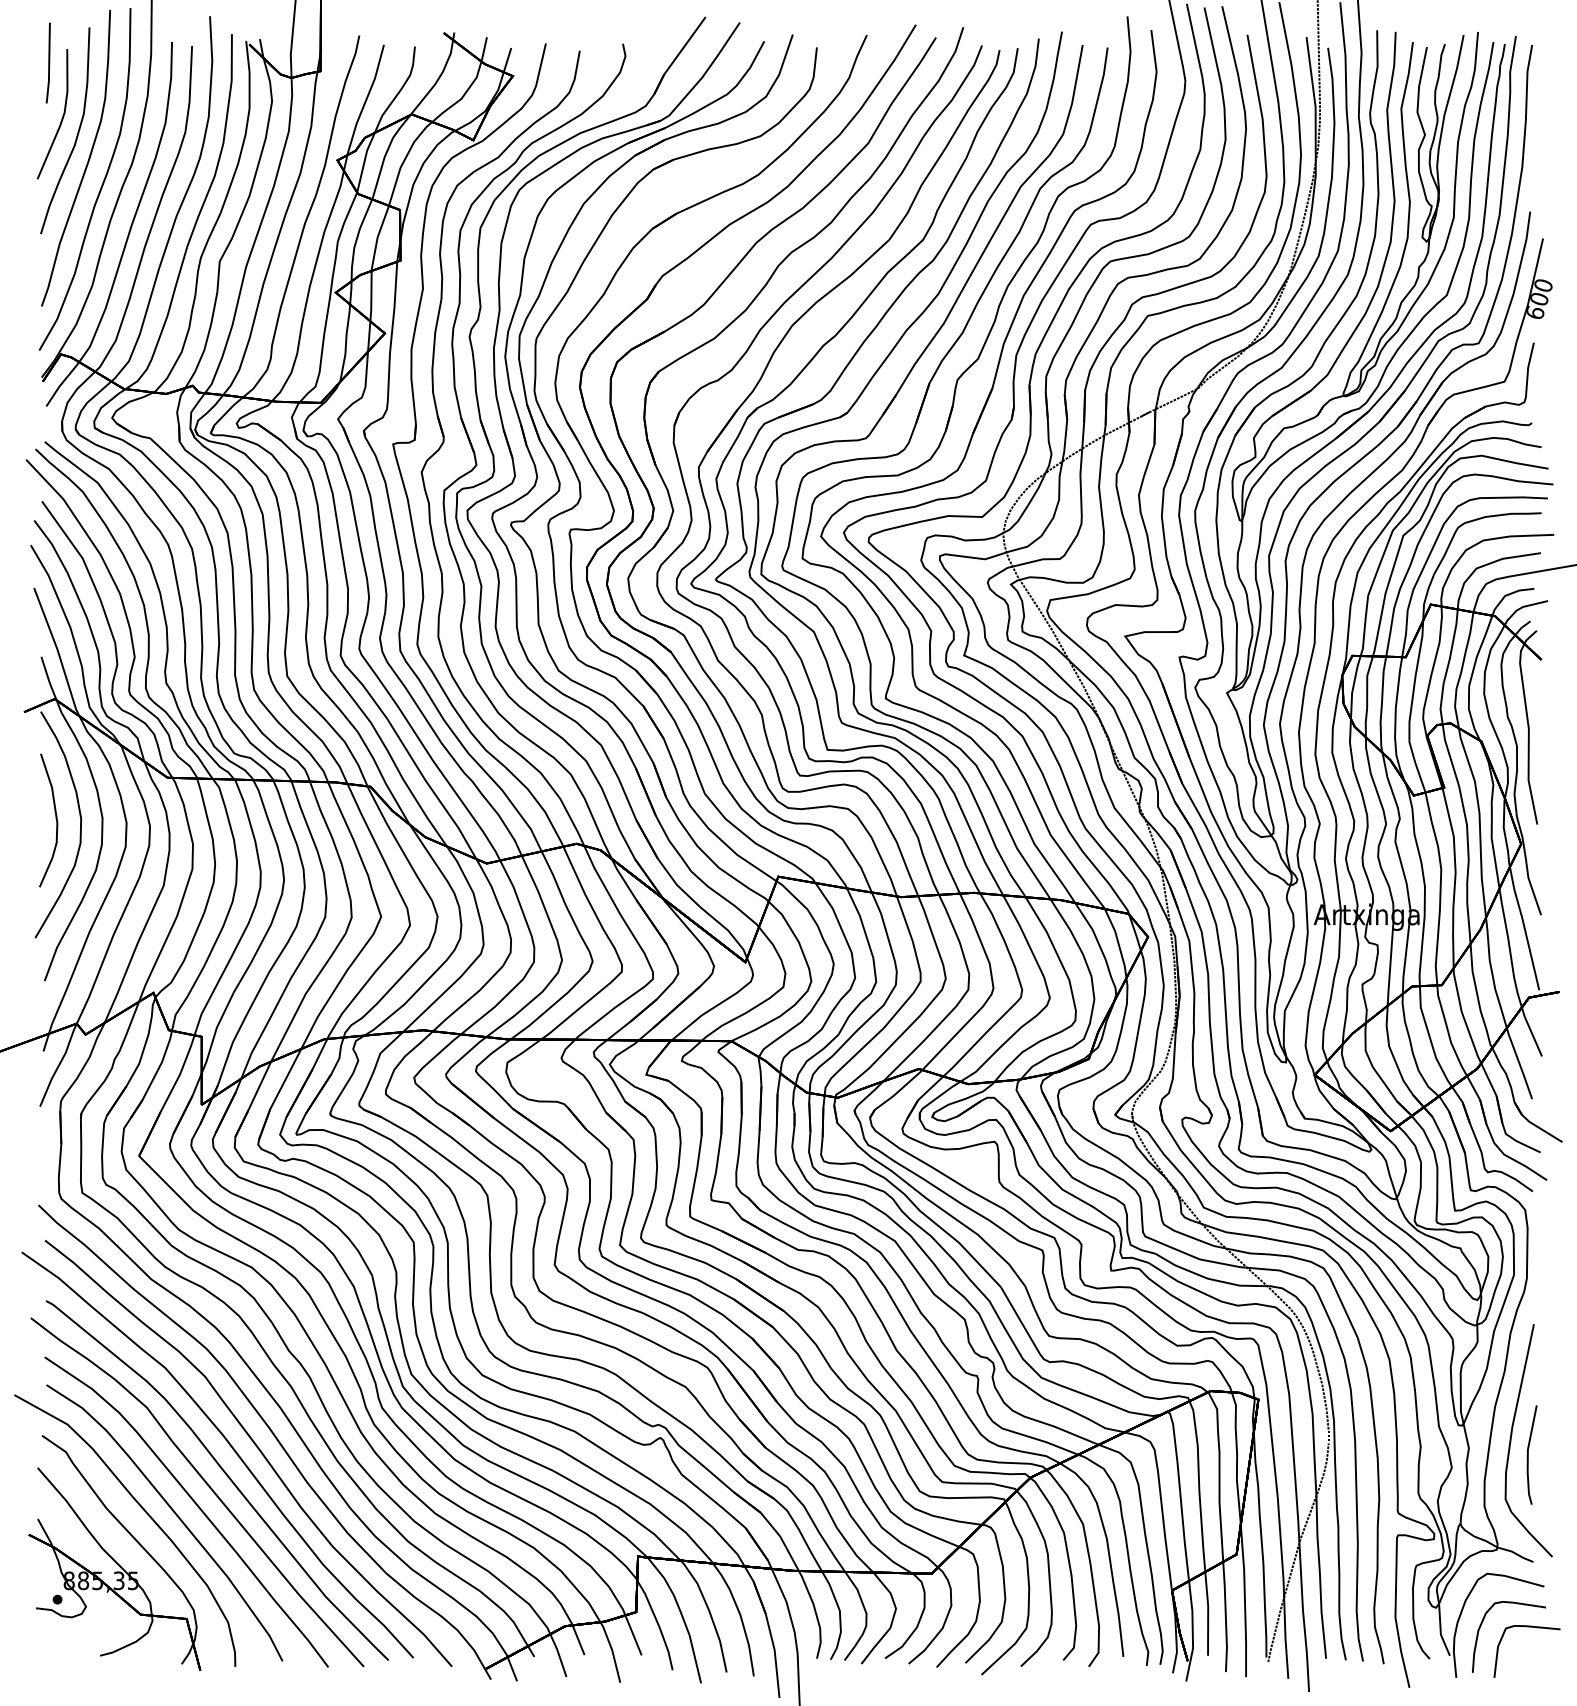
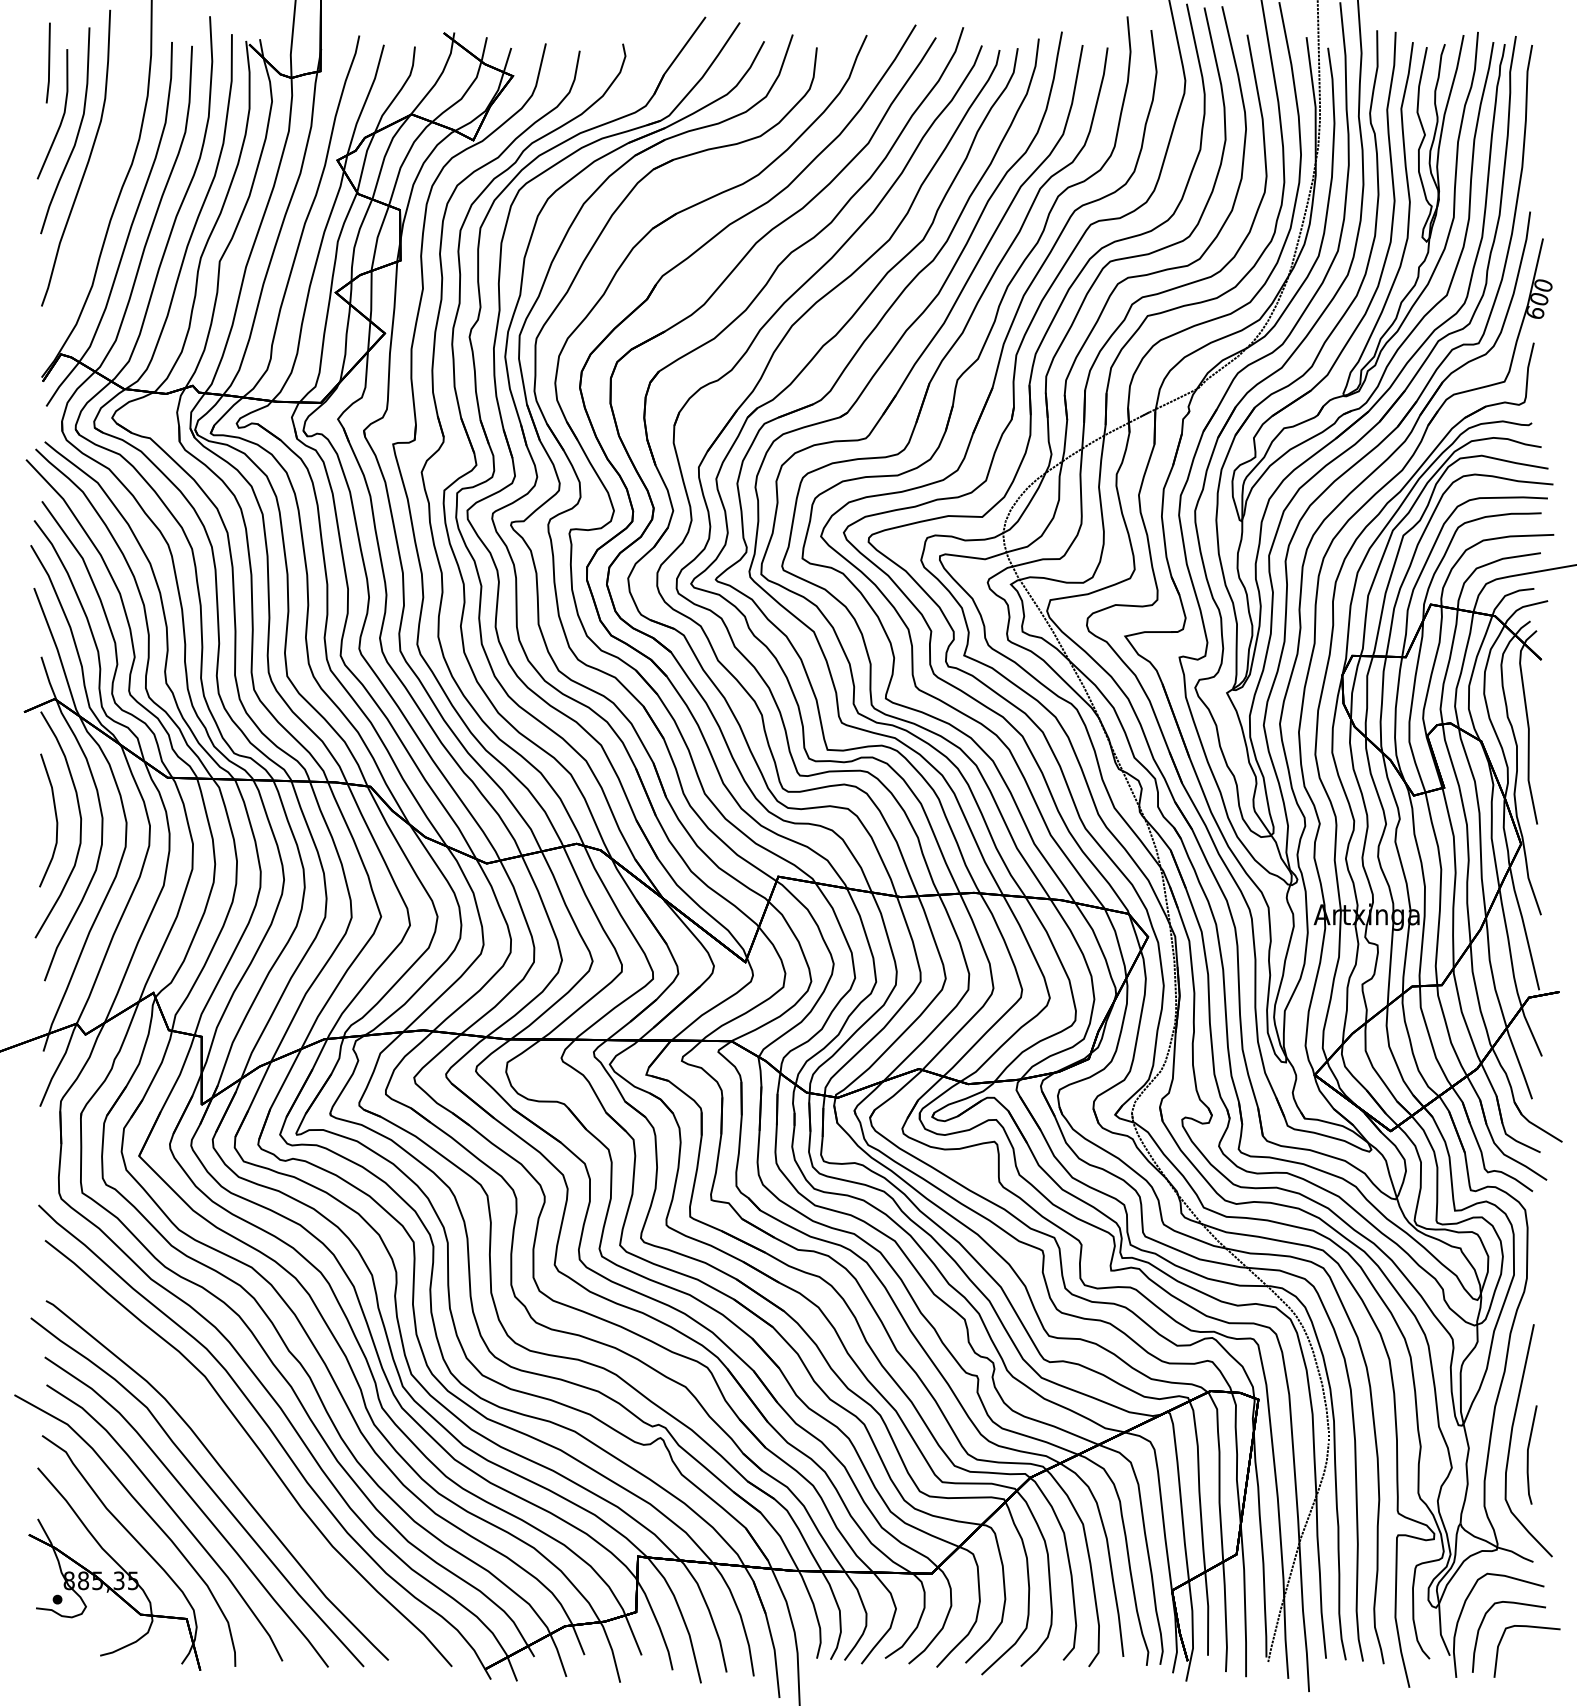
curve: present -> none (101, 184)
curve: present -> none (228, 1444)
